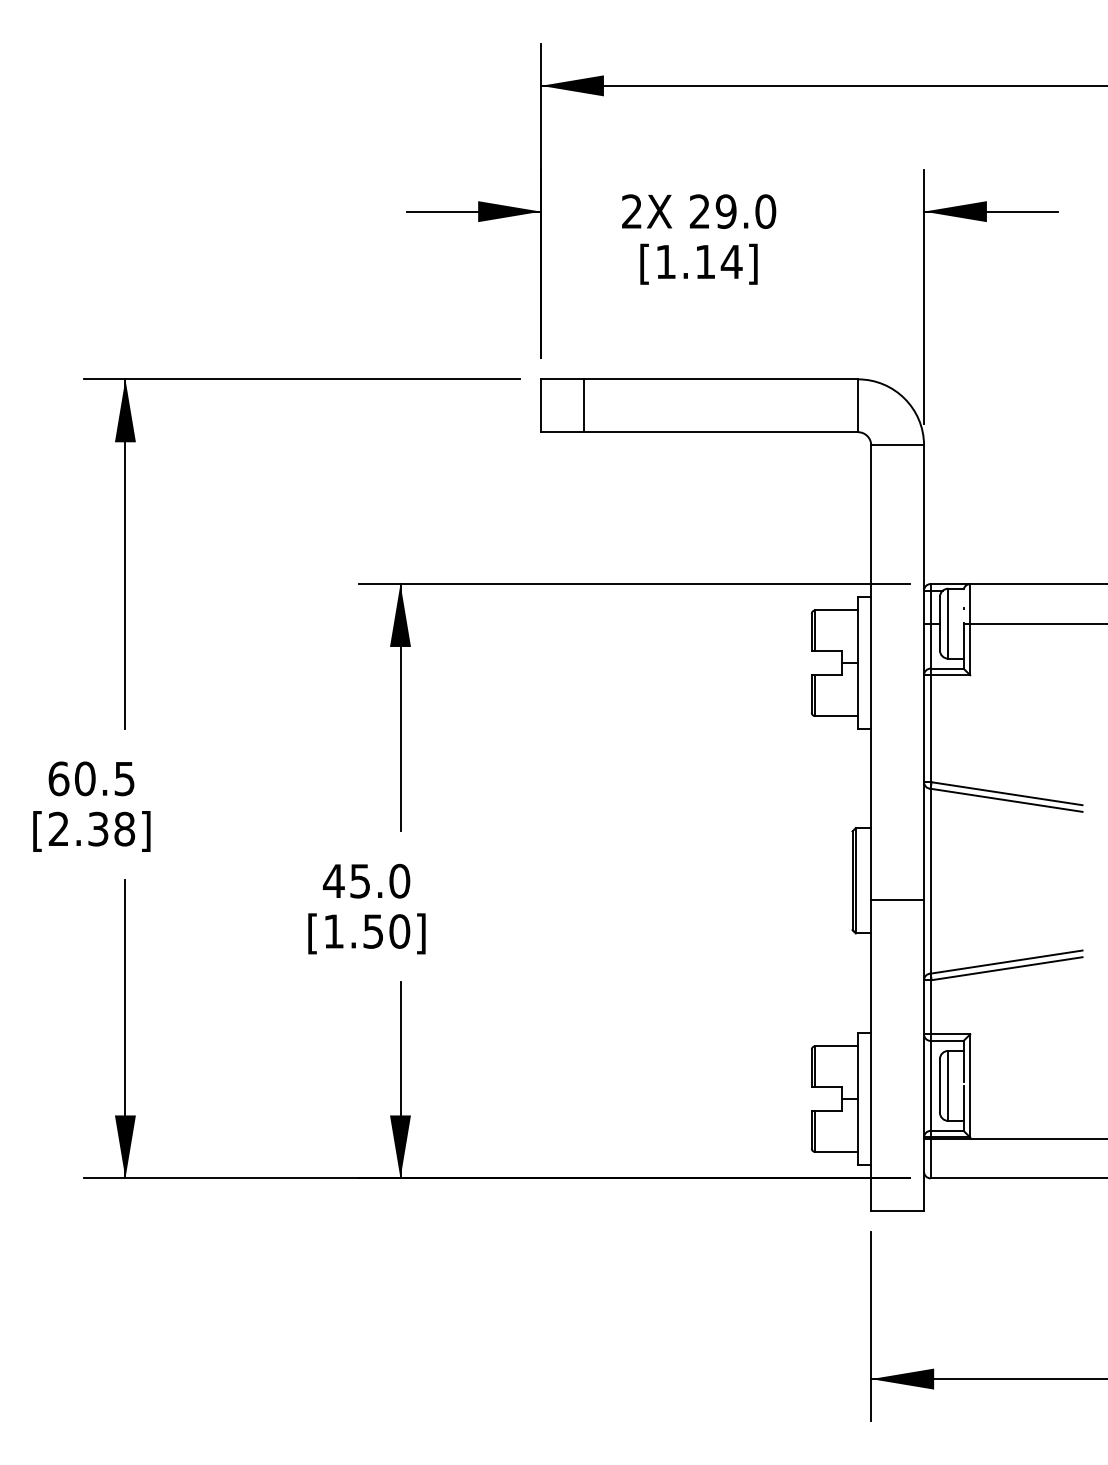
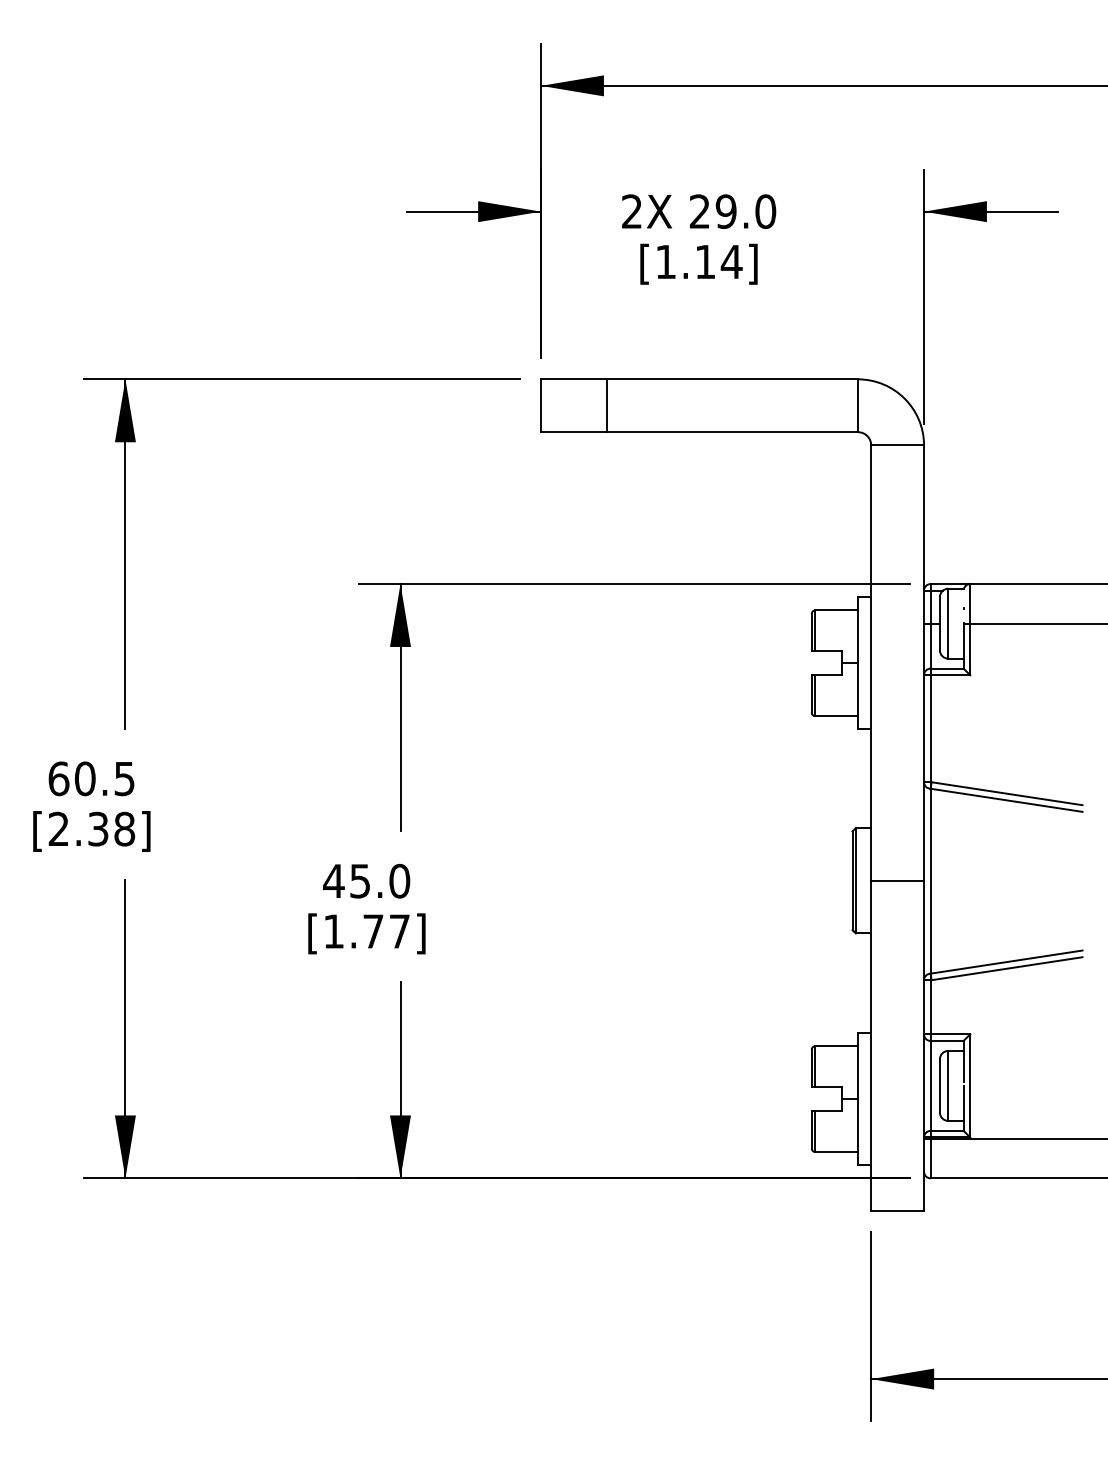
line position: (584, 405) -> (607, 405) (607, 405)
line position: (897, 900) -> (897, 881) (897, 881)
text: [1.50] -> [1.77] (386, 931)
